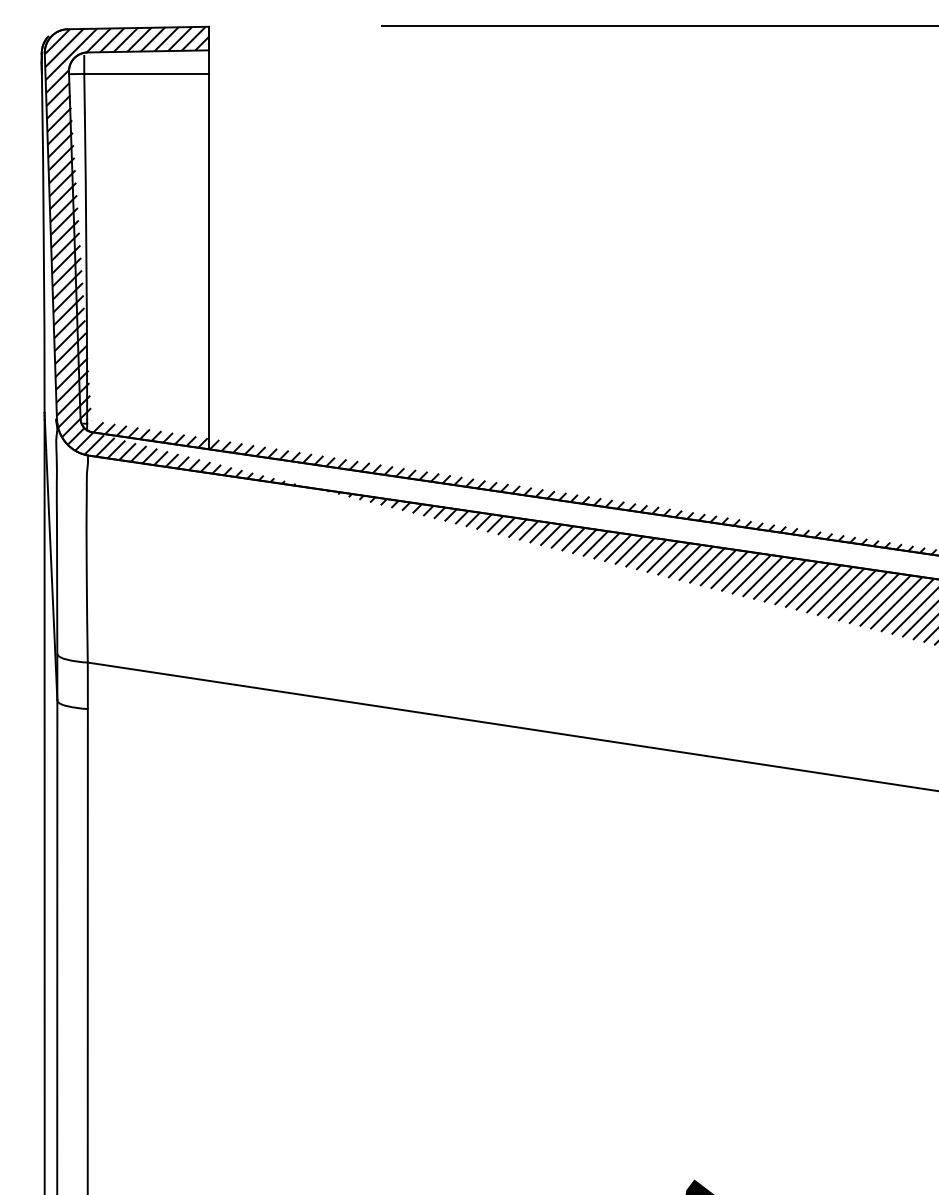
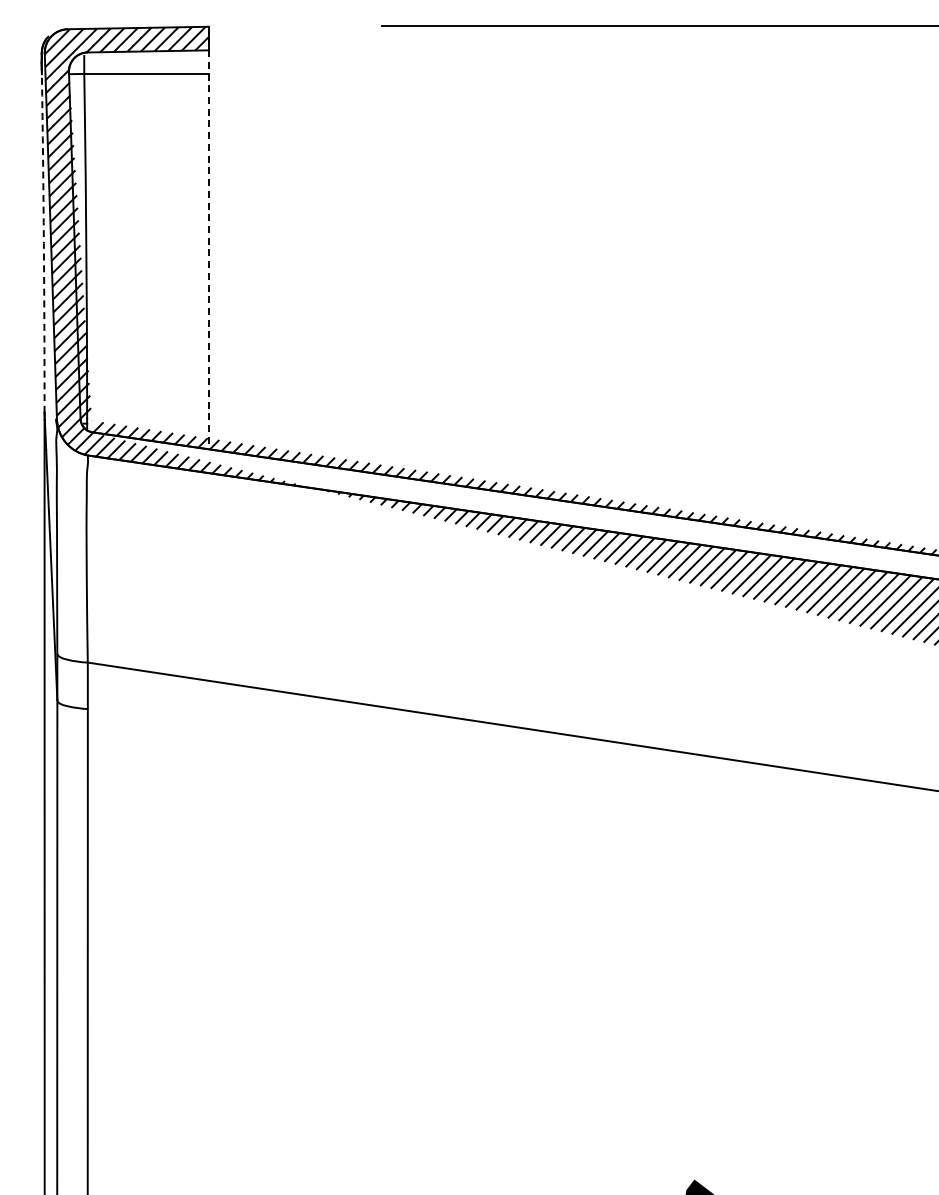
line: solid -> dashed (208, 238)
arc: solid -> dashed (43, 243)
